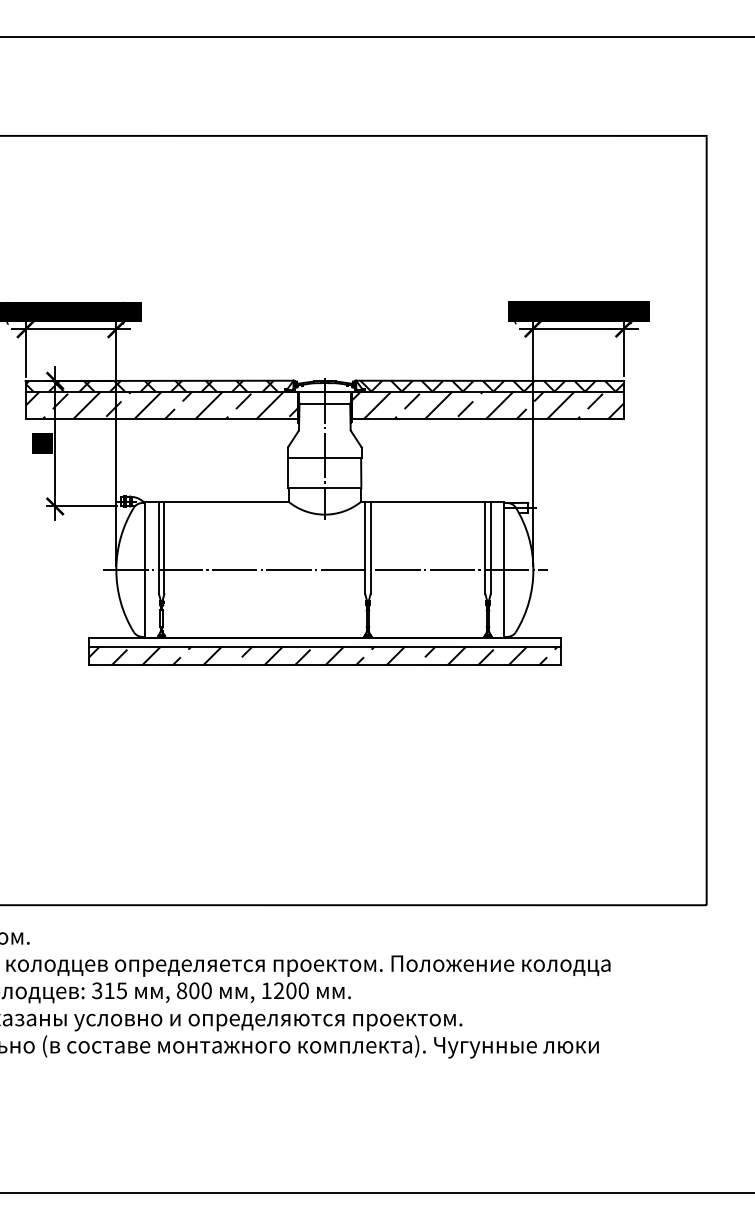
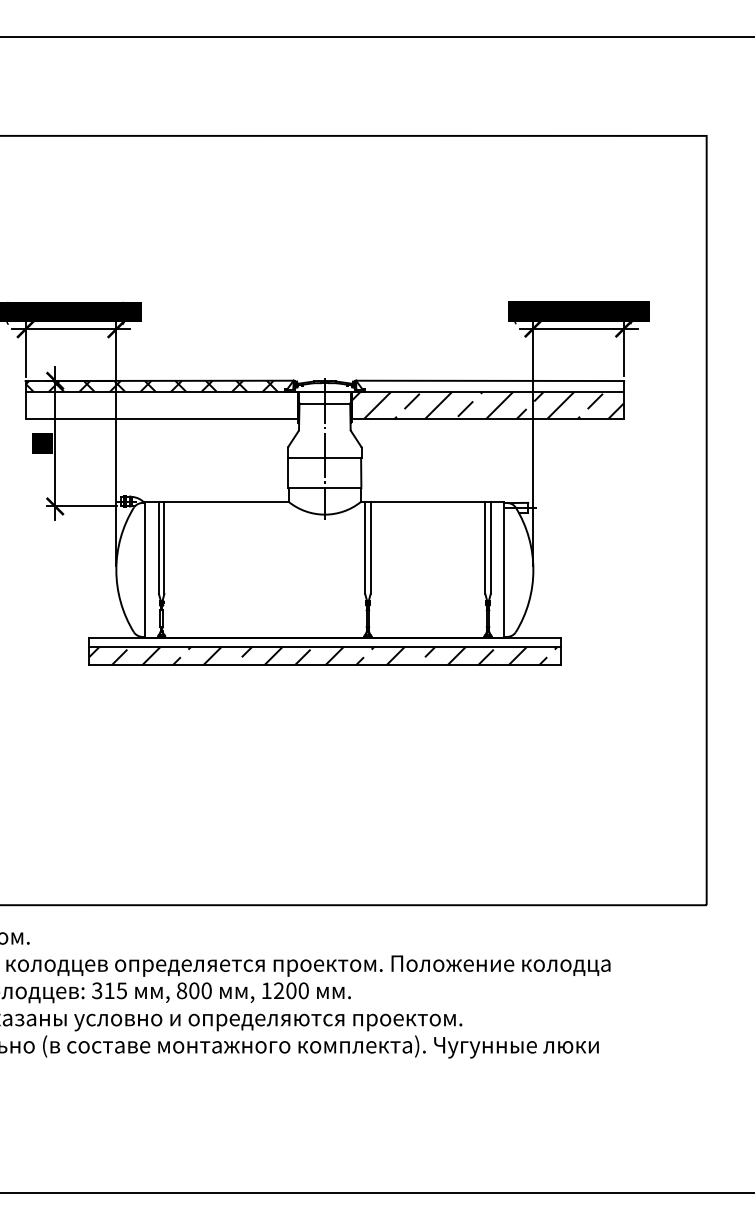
hatch: present -> none (492, 385)
hatch: present -> none (161, 404)
line: present -> none (325, 569)
